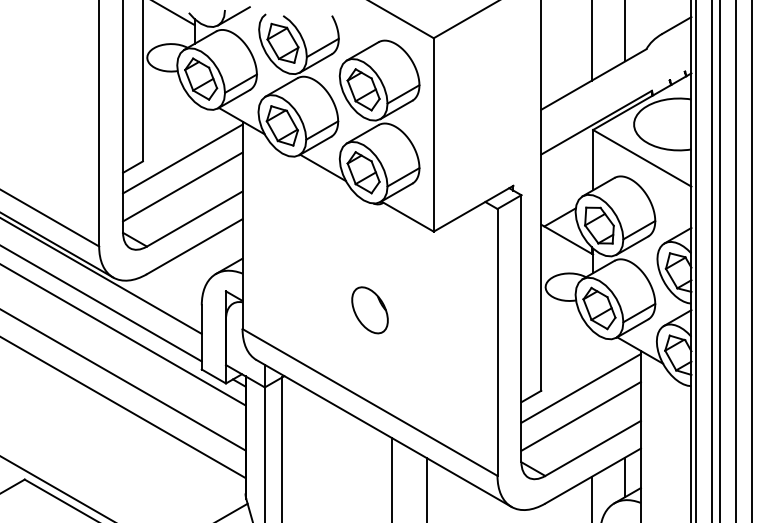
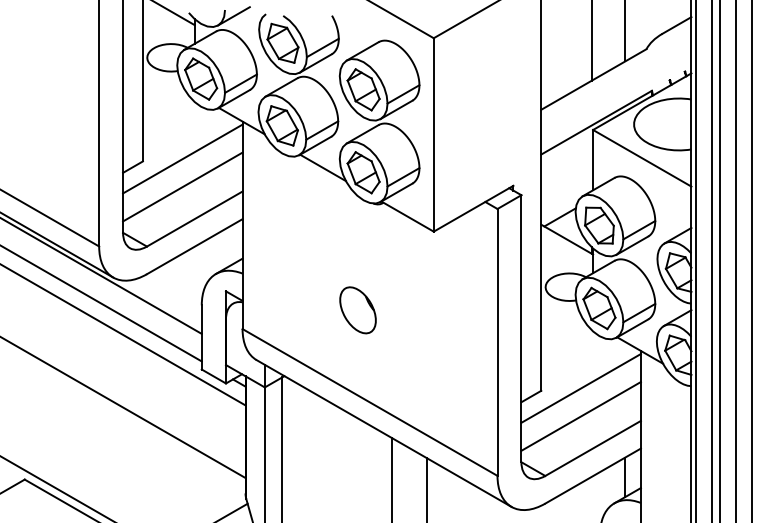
part position: (369, 310) -> (357, 310) (357, 310)
line: present -> none (123, 380)
line: present -> none (591, 498)
